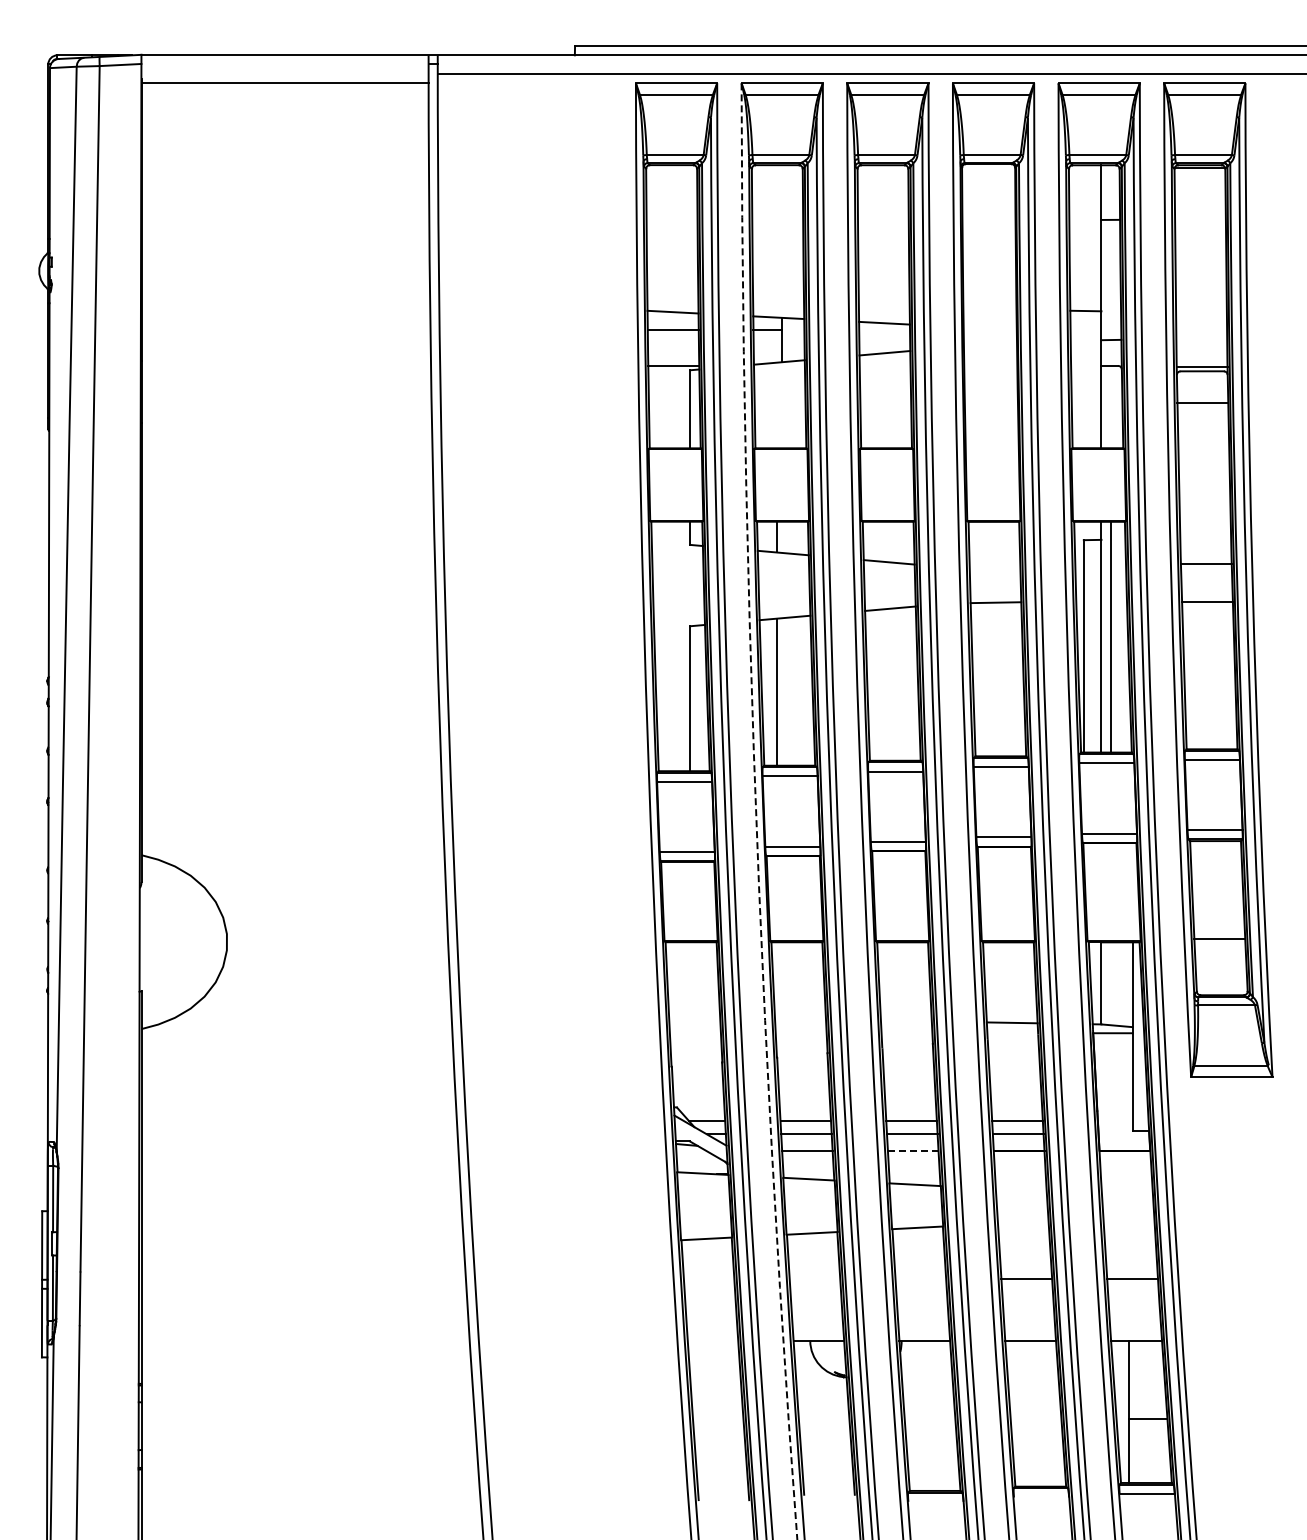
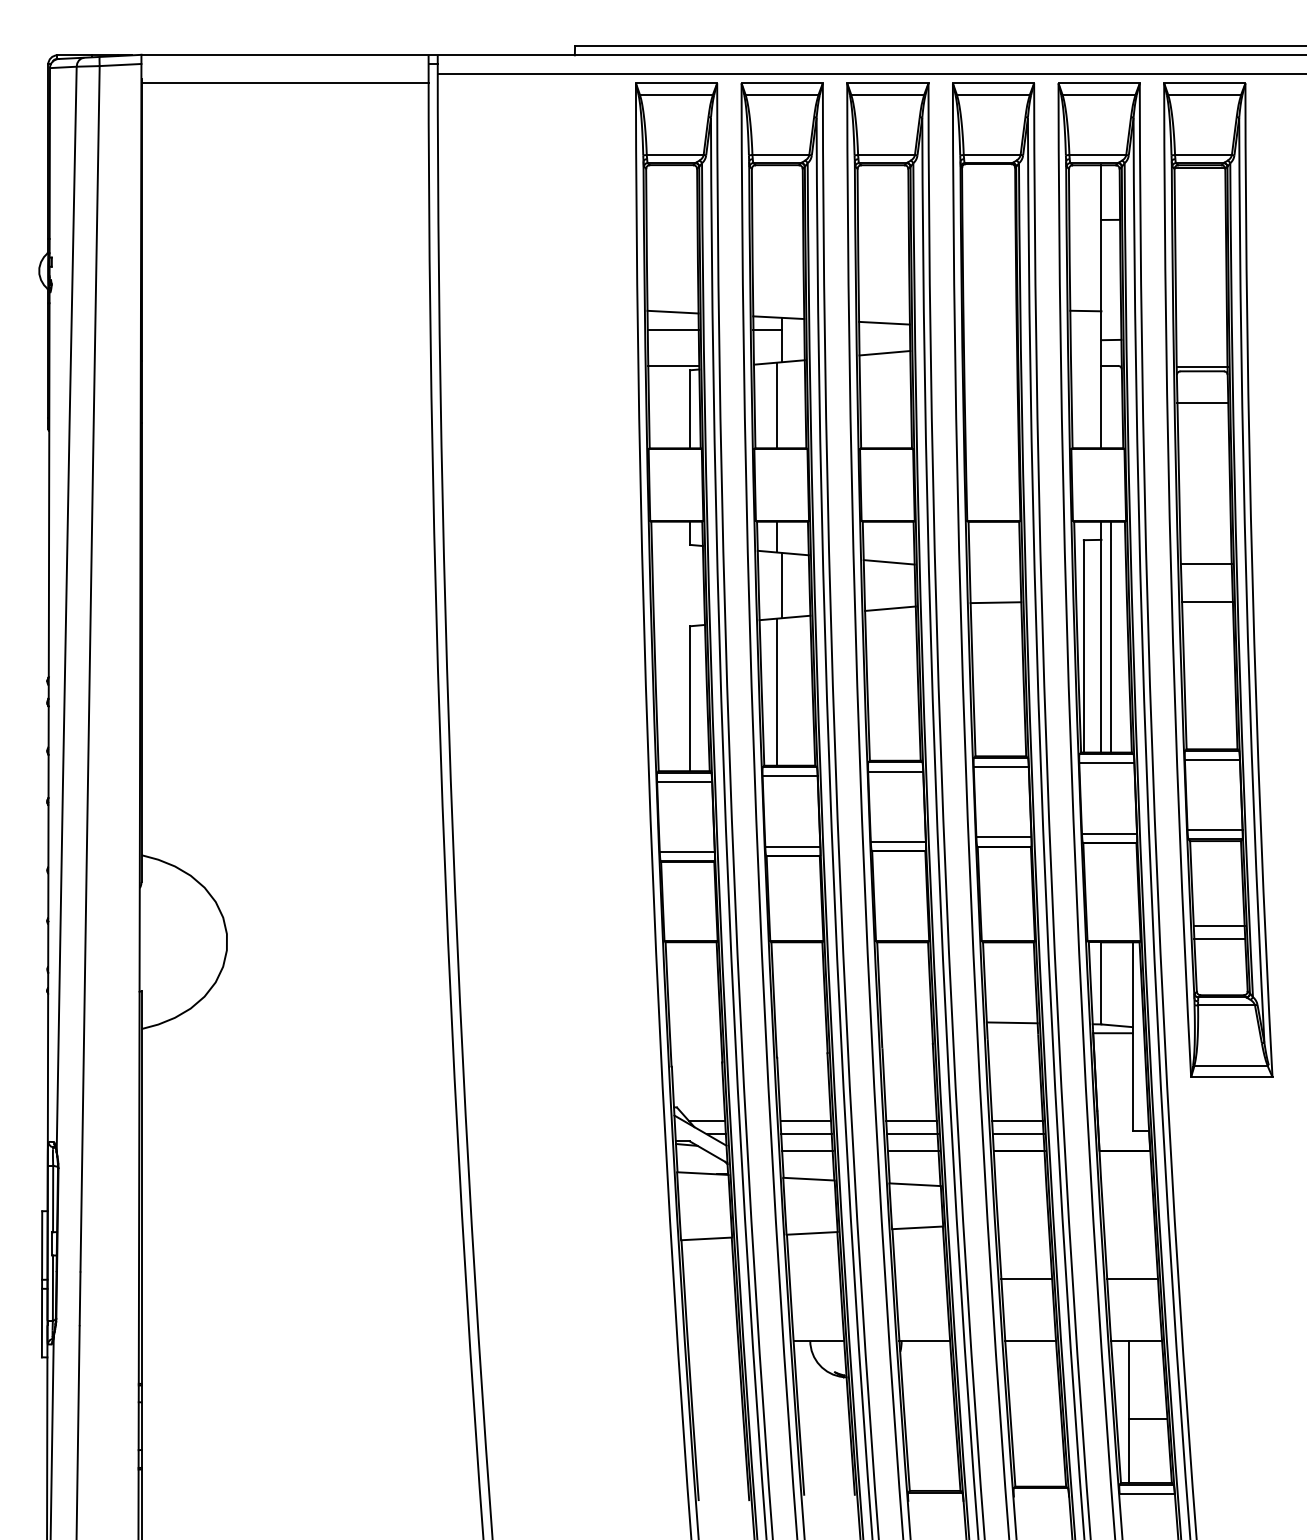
line: none -> present (776, 405)
line: none -> present (781, 585)
arc: dashed -> solid (756, 812)
line: none -> present (1218, 925)
line: dashed -> solid (913, 1150)
